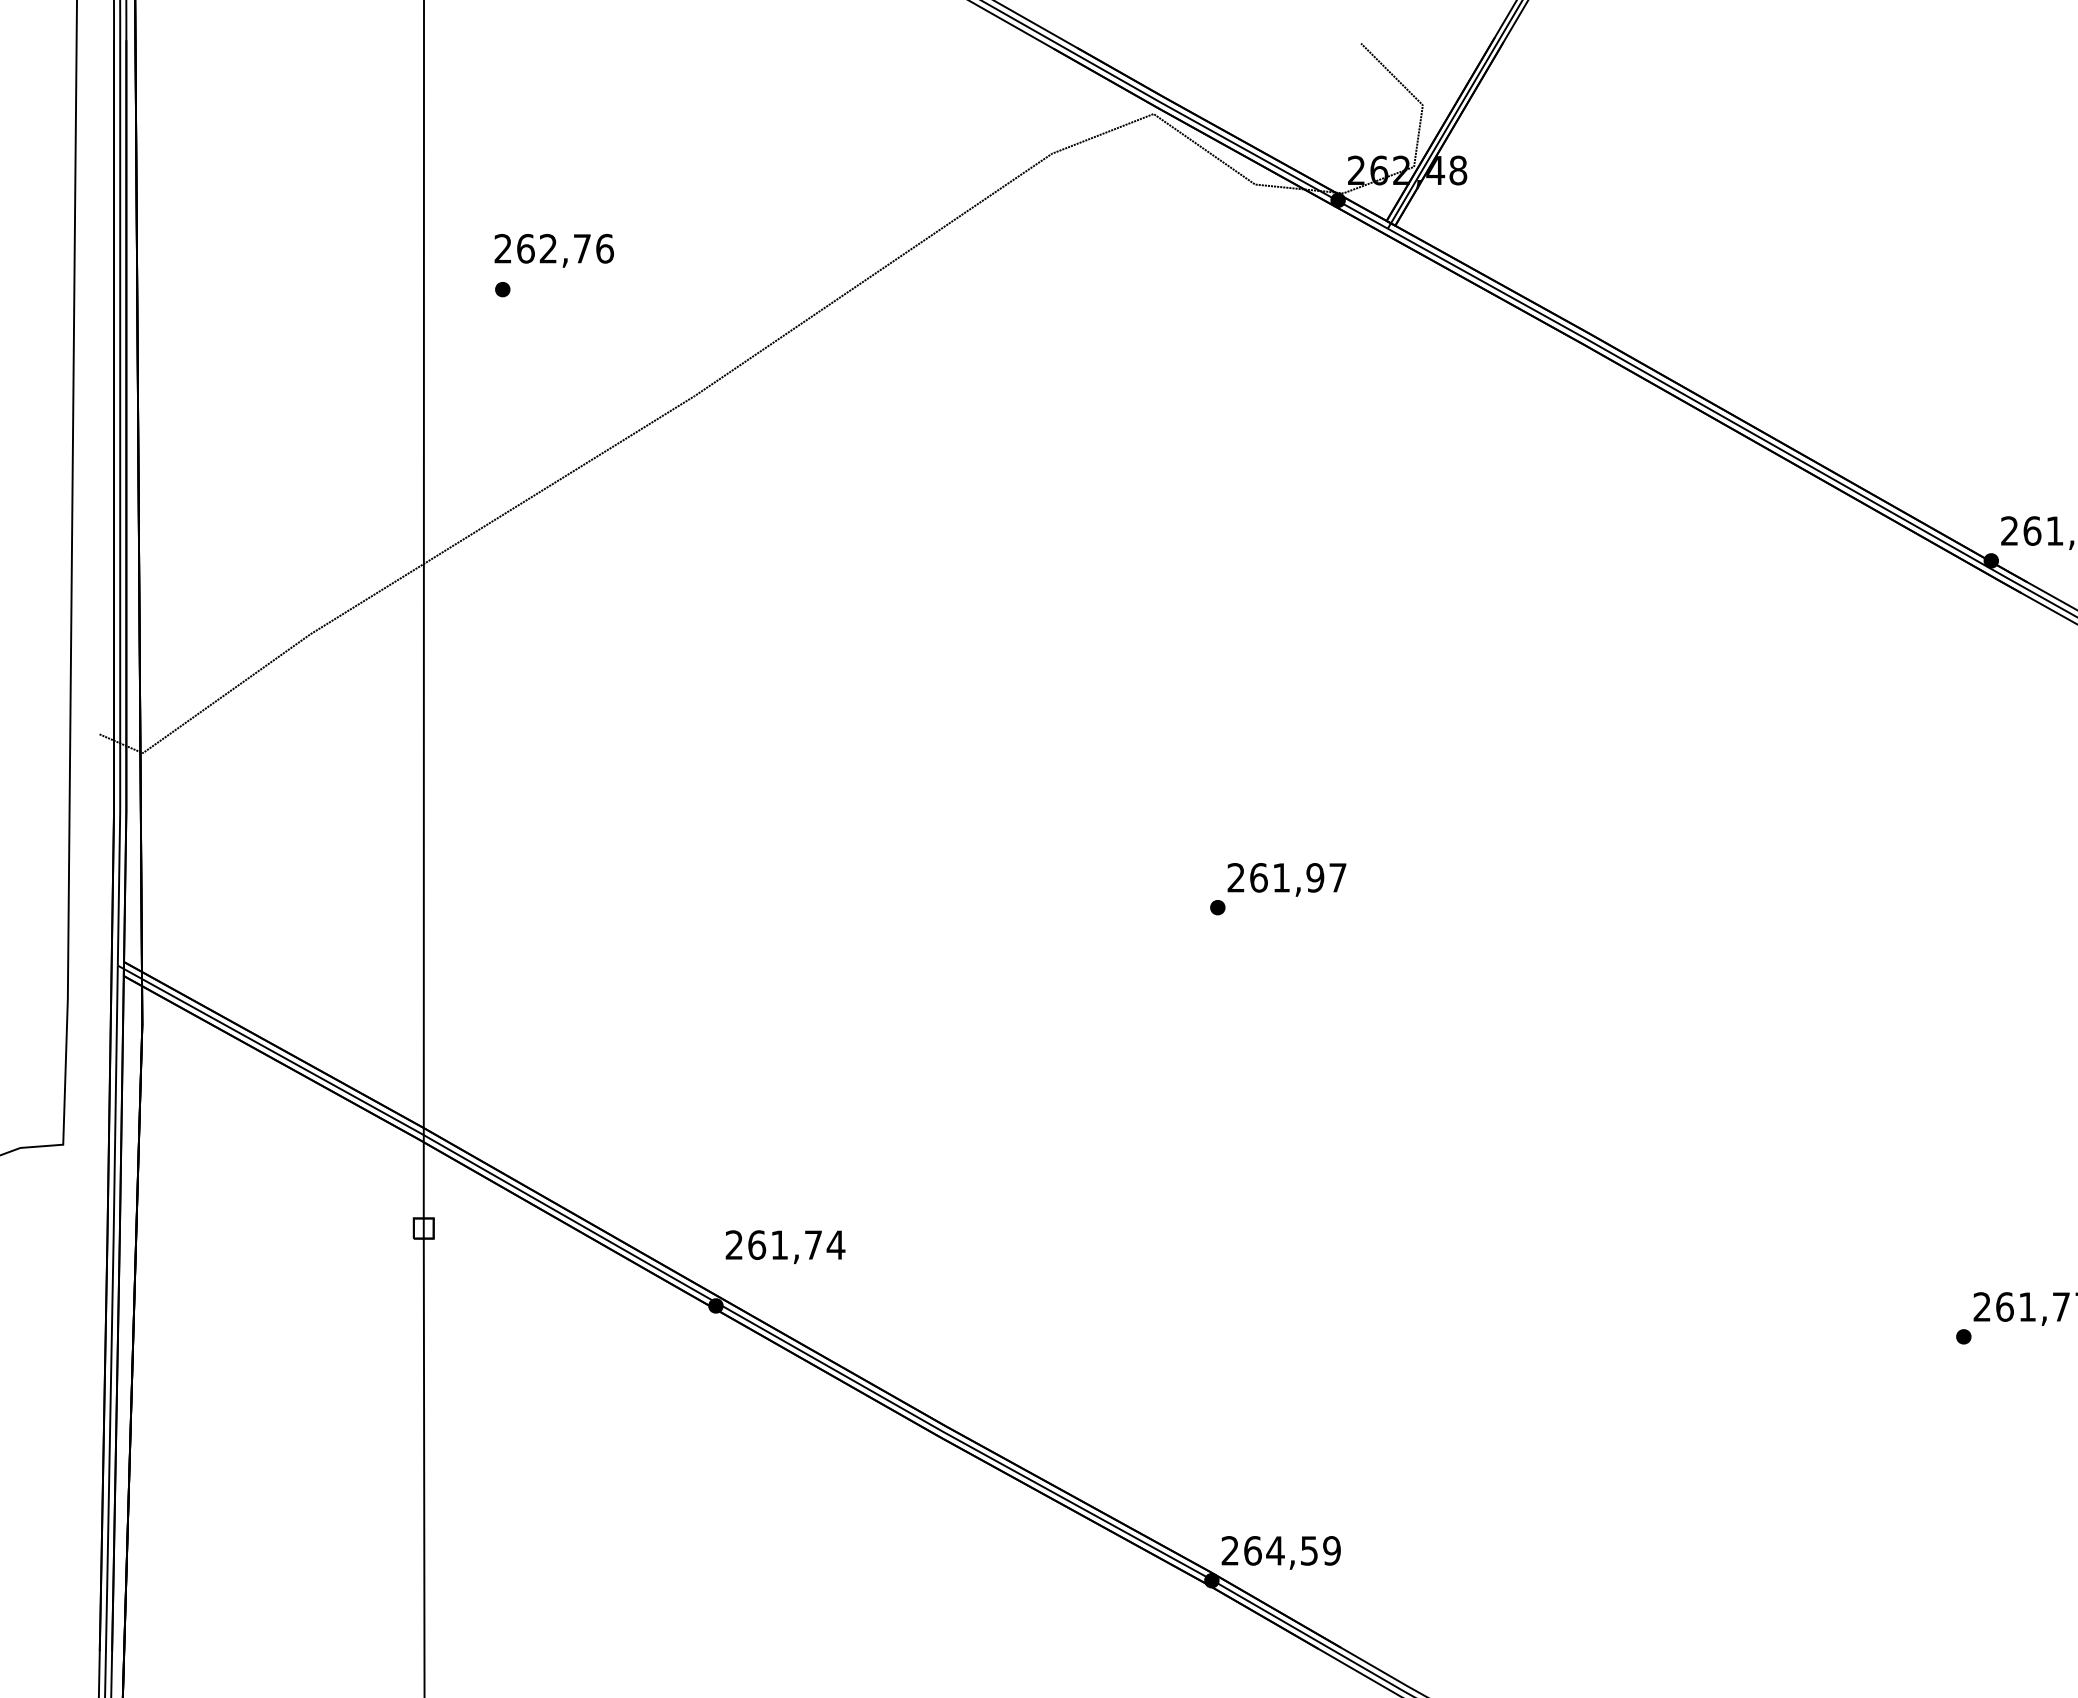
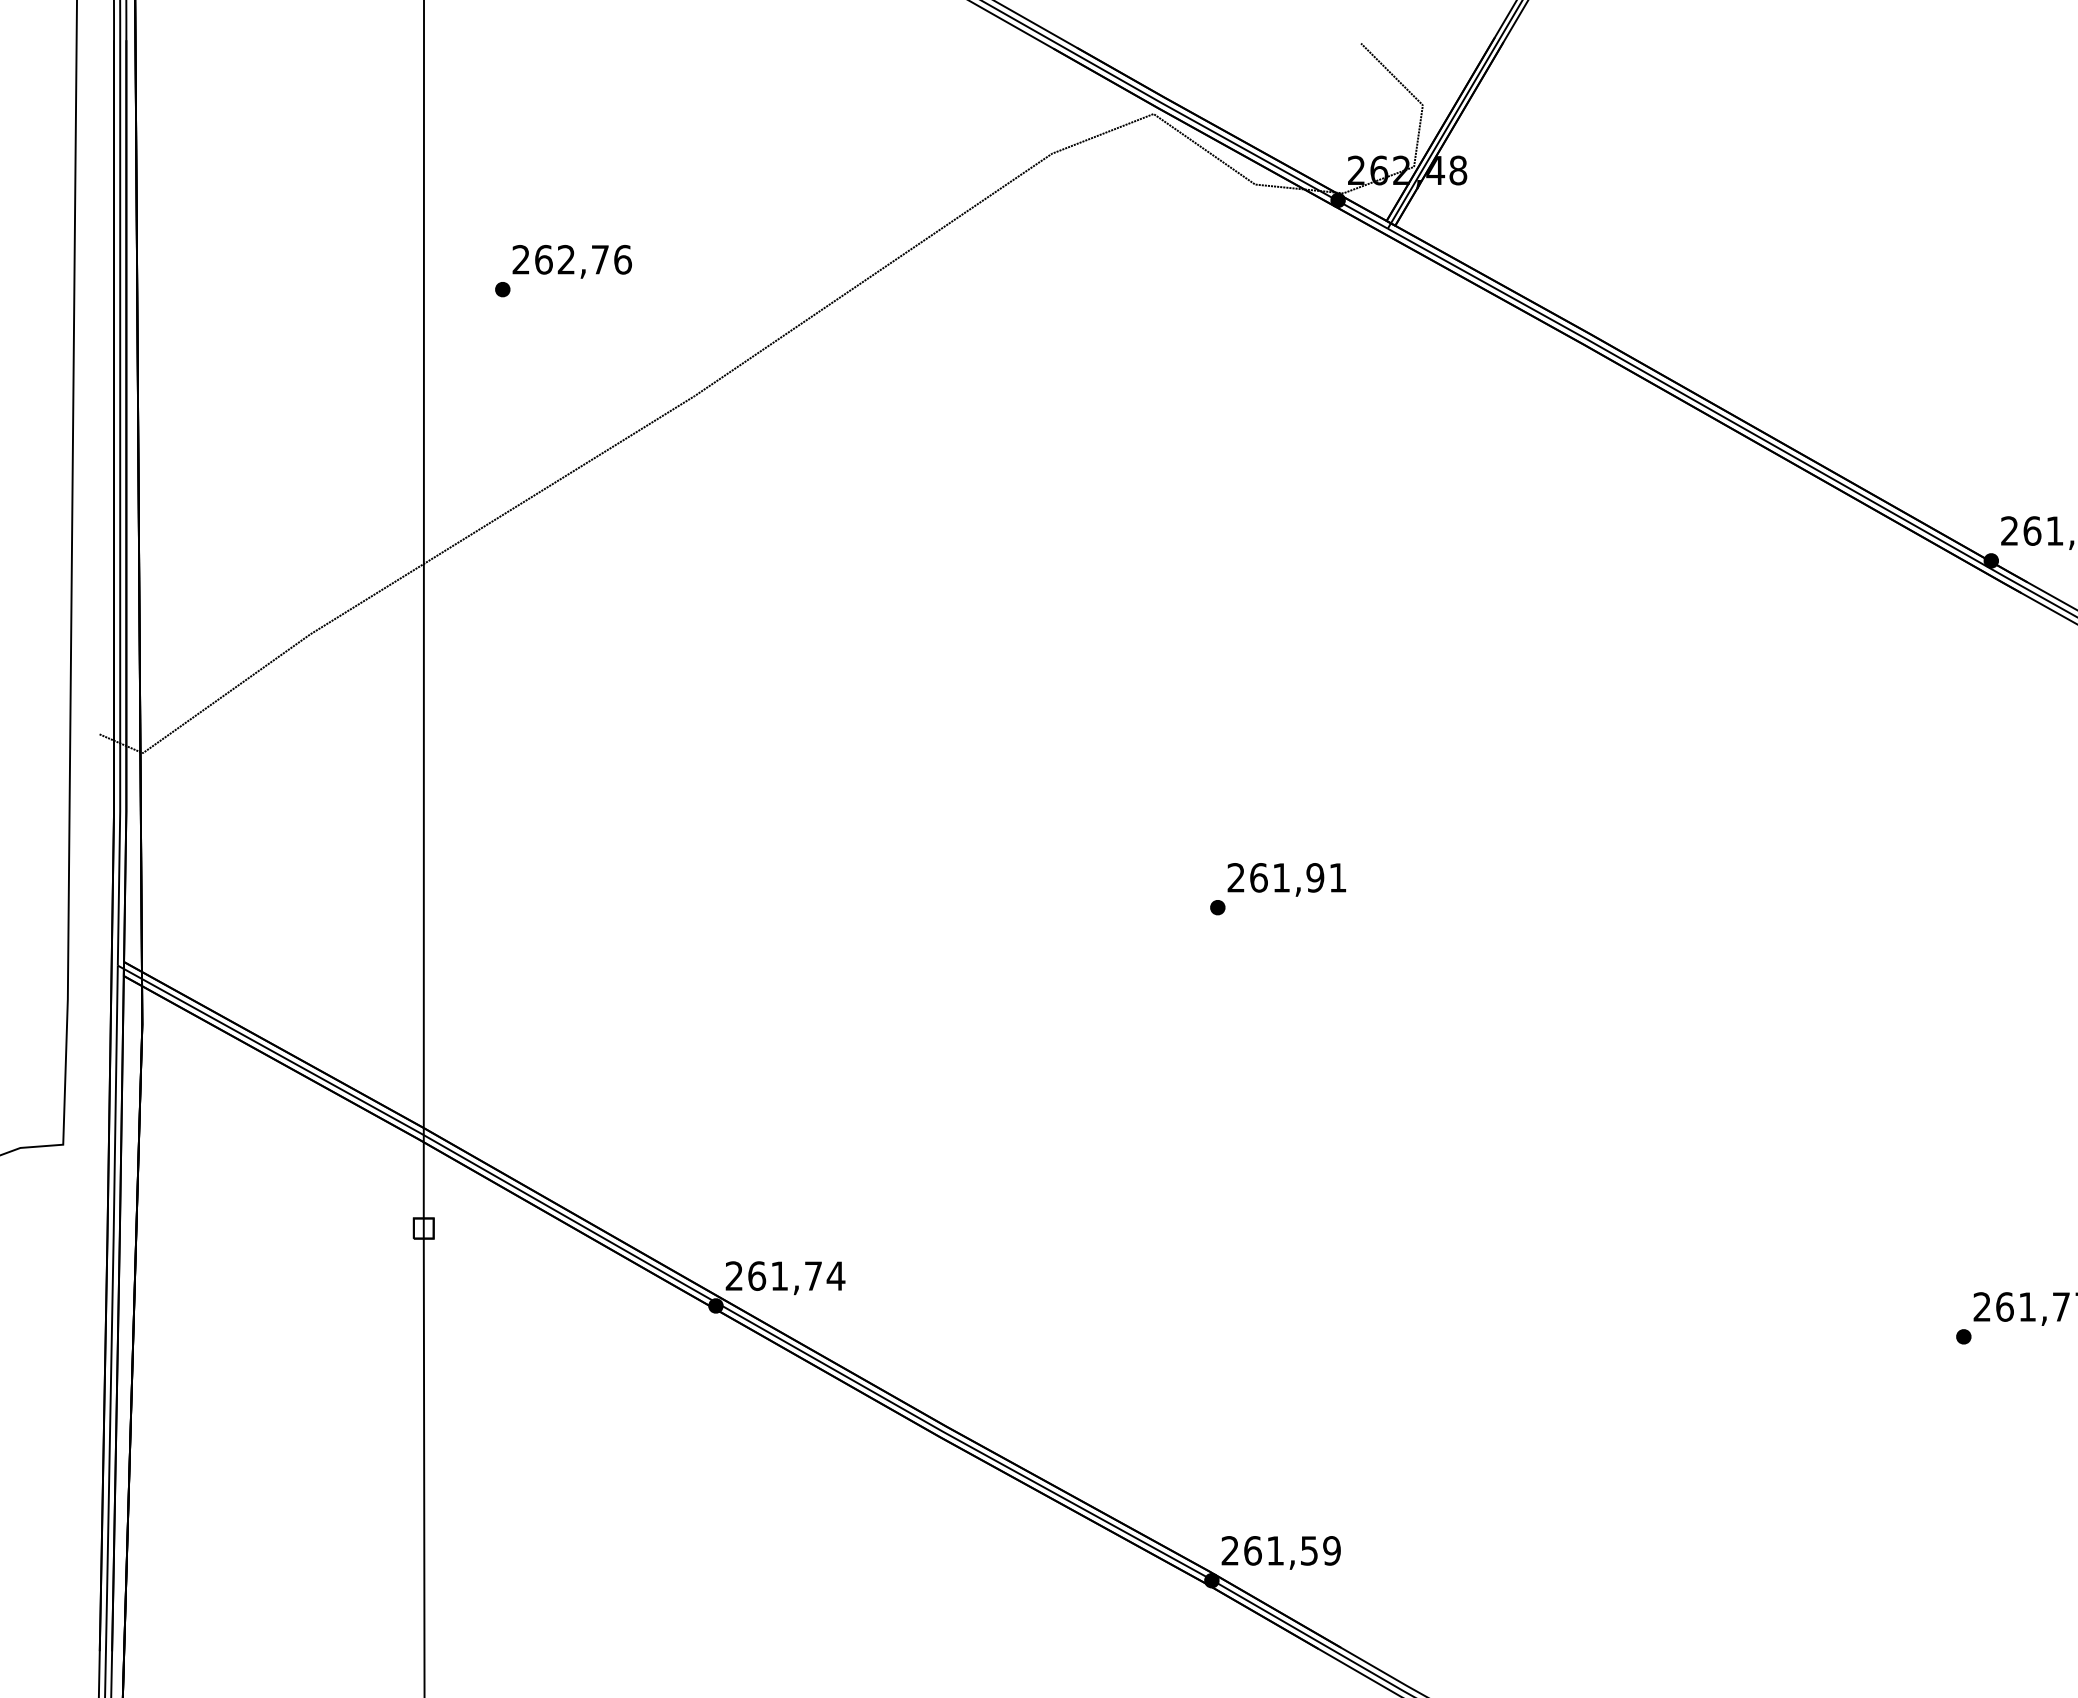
text position: (553, 250) -> (571, 261) (571, 261)
text: 261,97 -> 261,91 (1337, 877)
text position: (785, 1247) -> (785, 1278) (785, 1278)
text: 264,59 -> 261,59 (1275, 1550)
